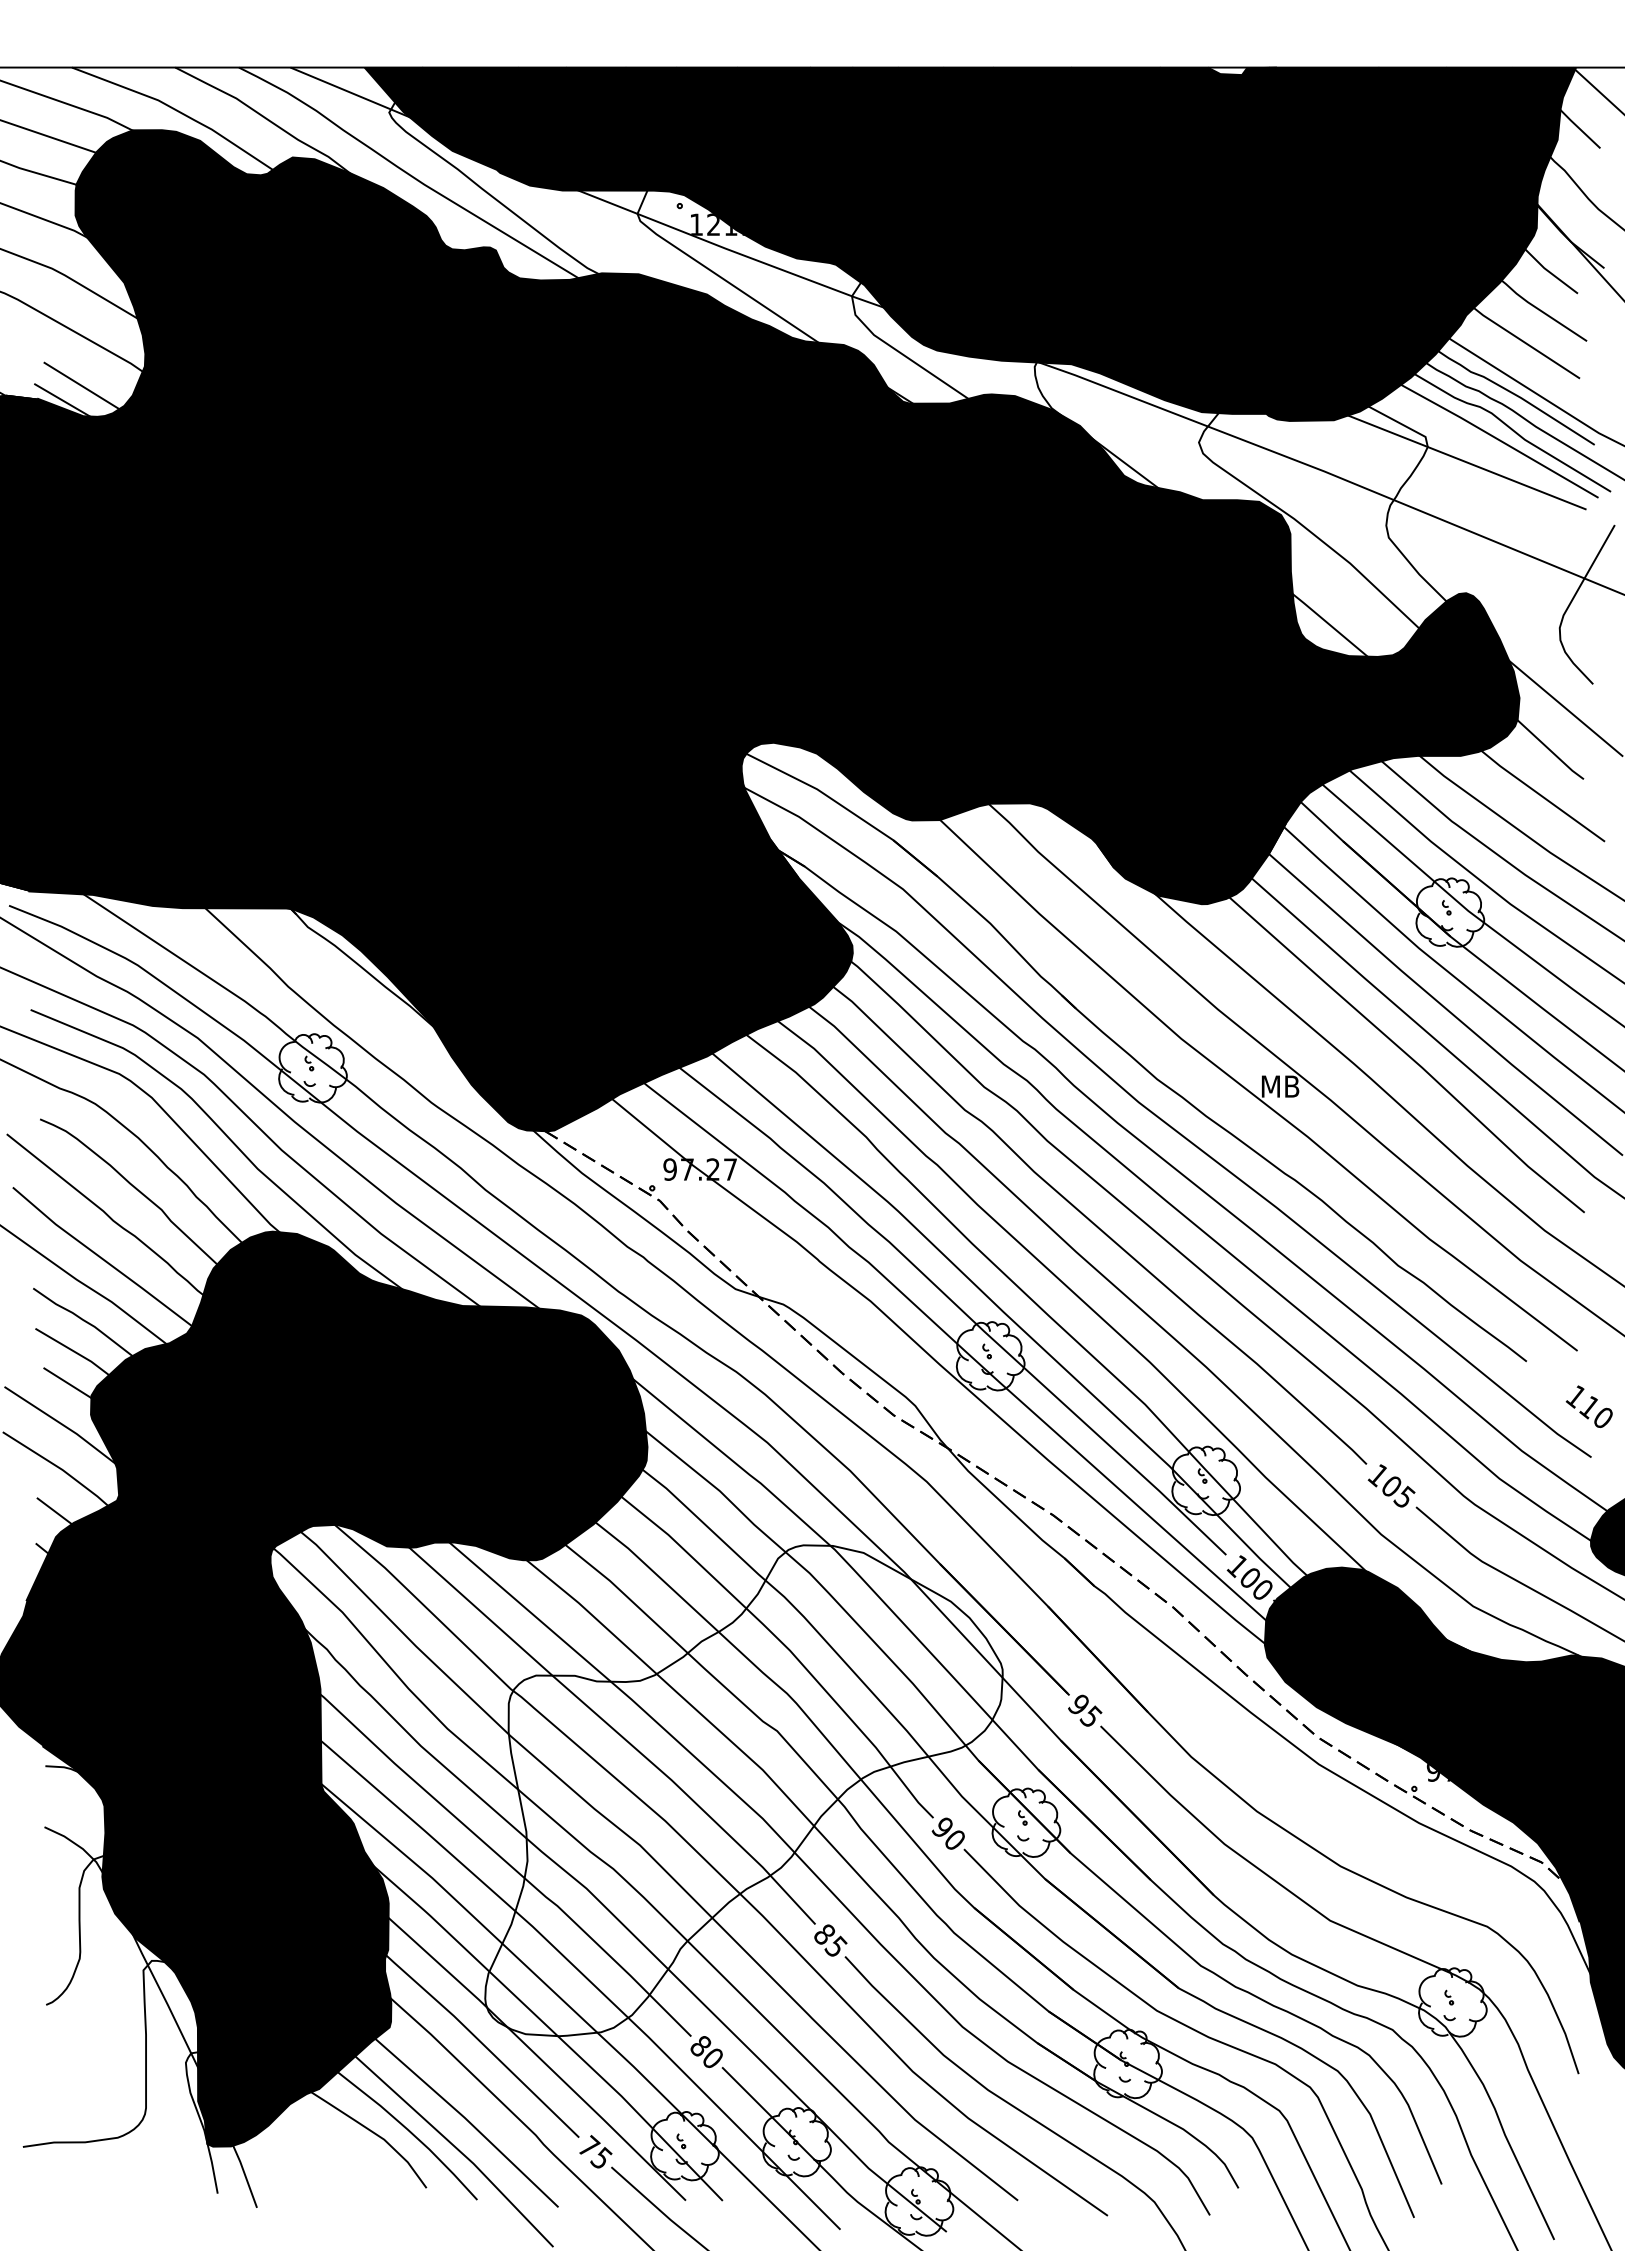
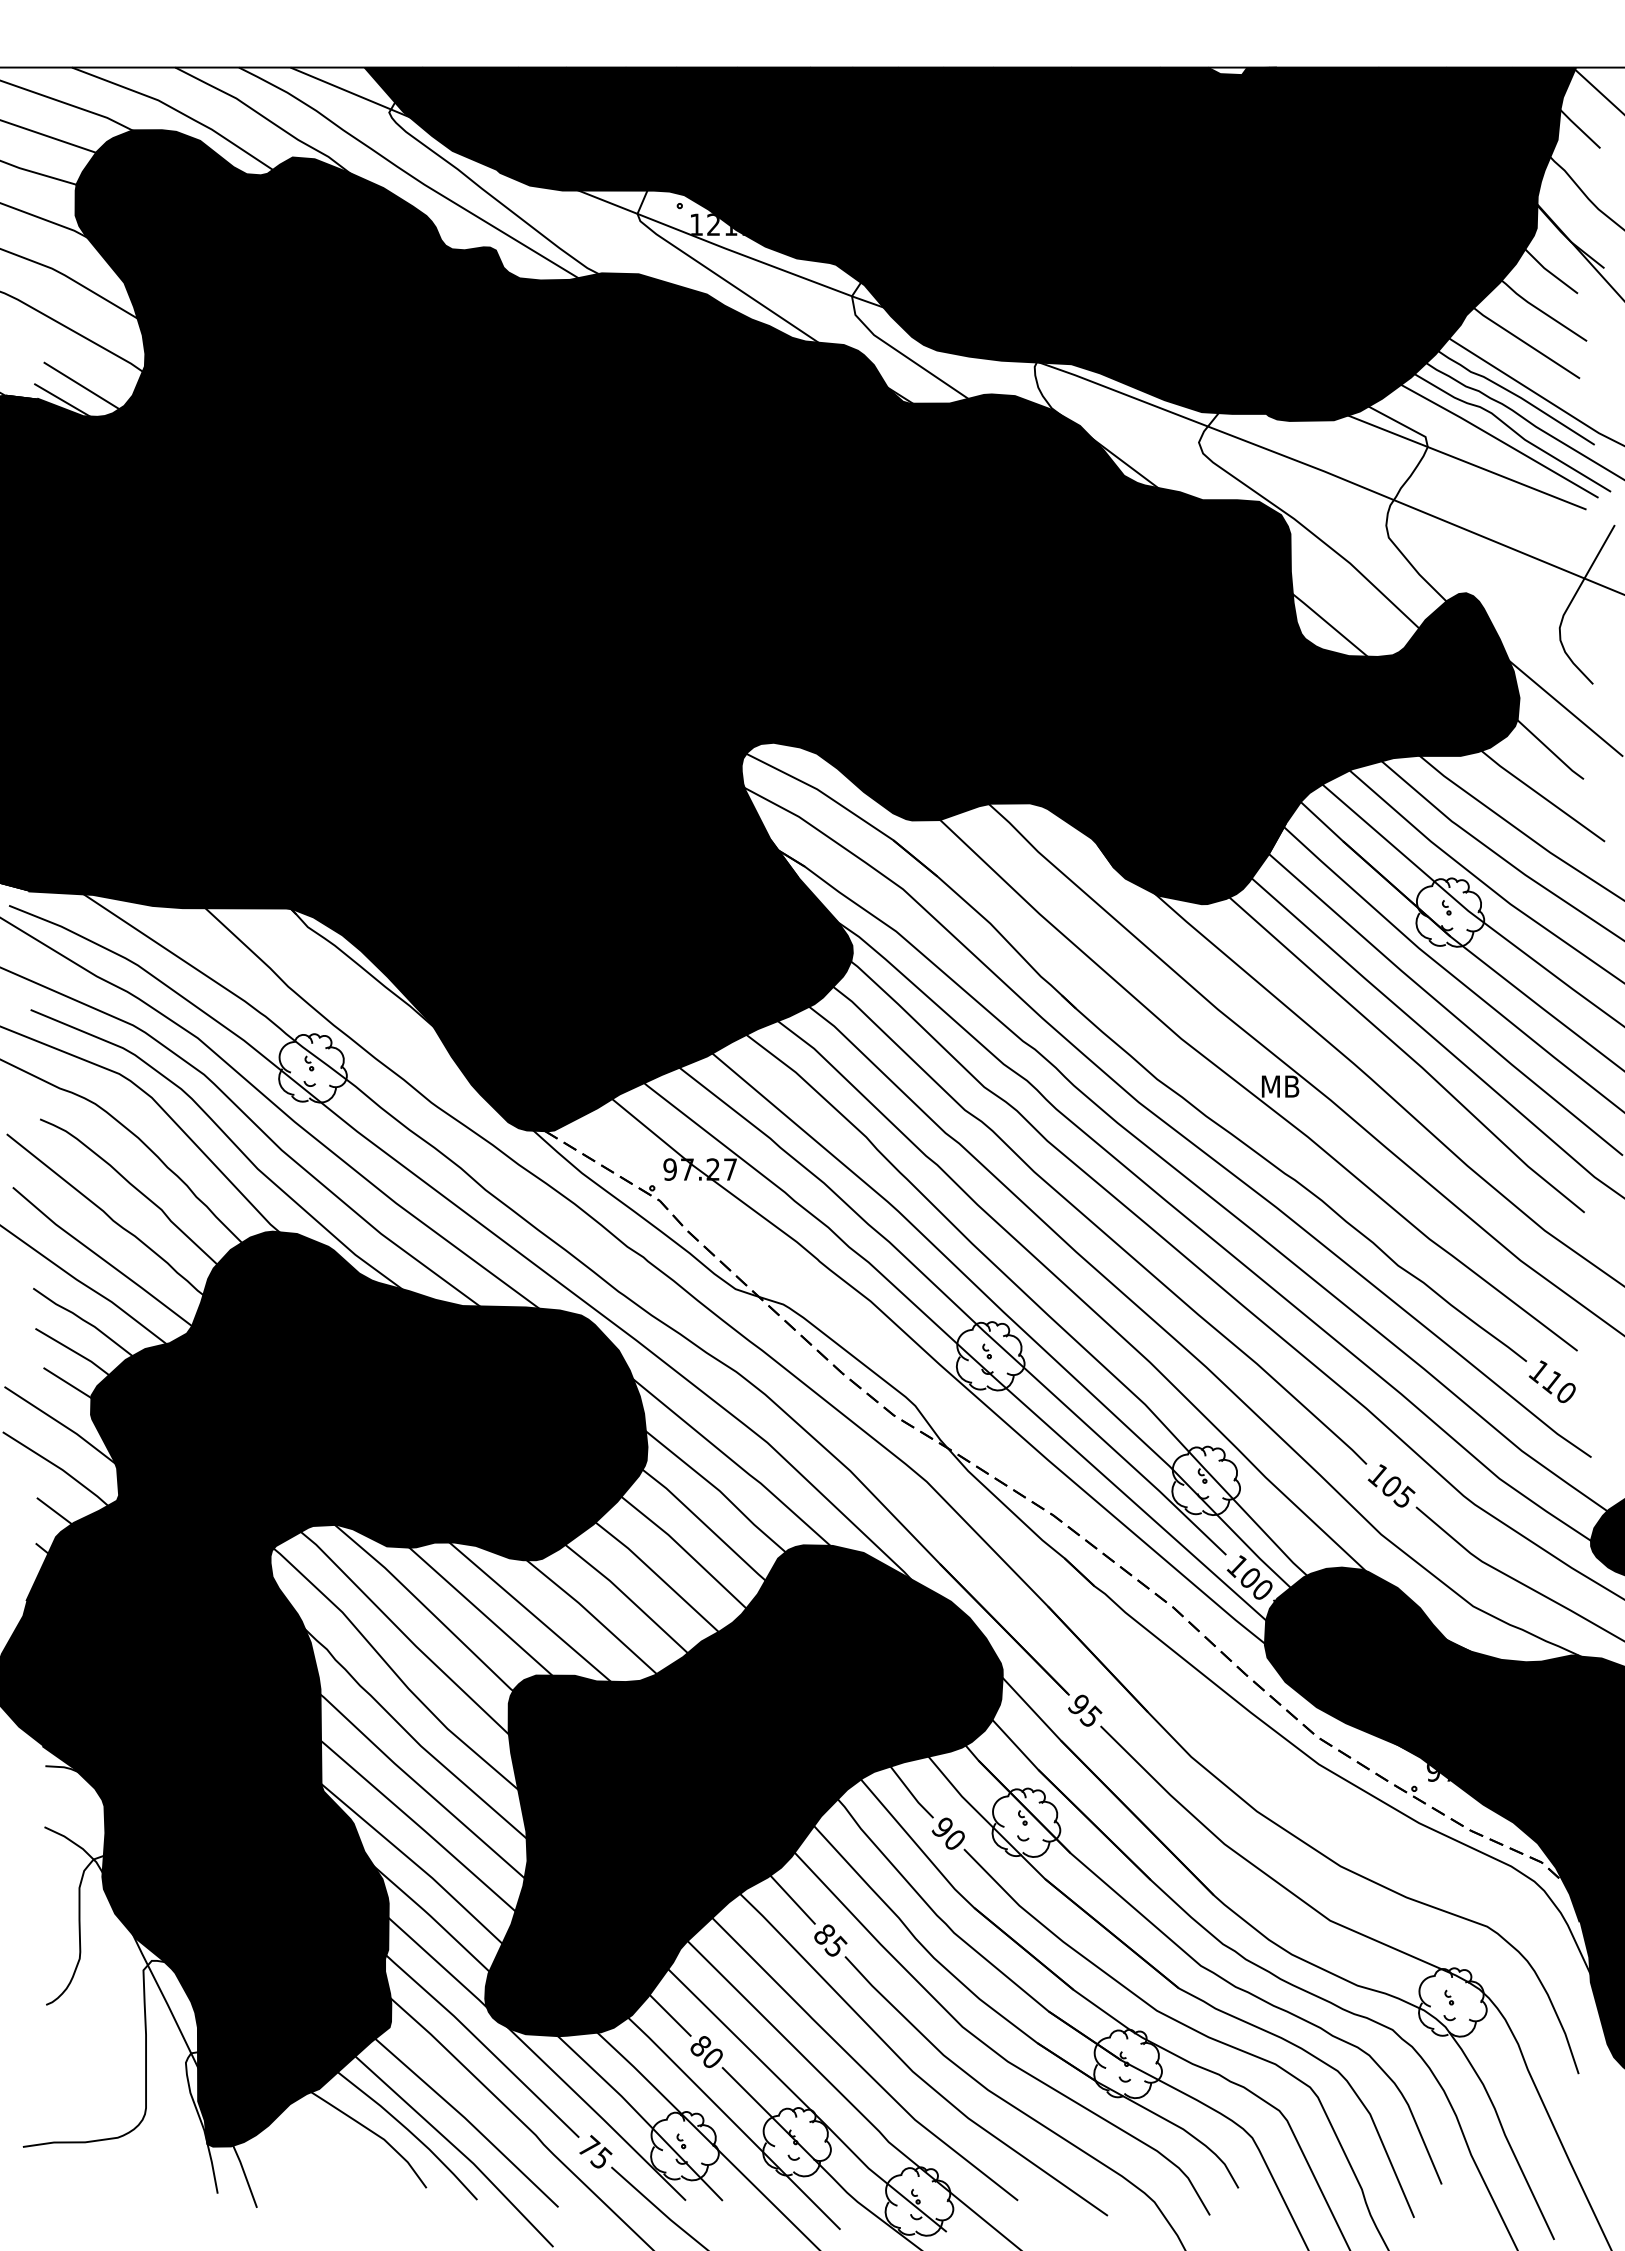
text position: (1588, 1406) -> (1551, 1381) (1551, 1381)
fill: none -> present (743, 1790)
